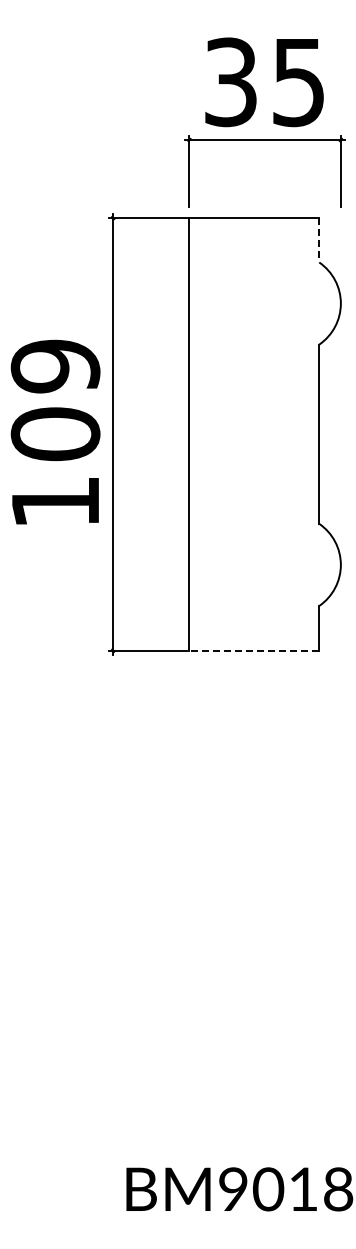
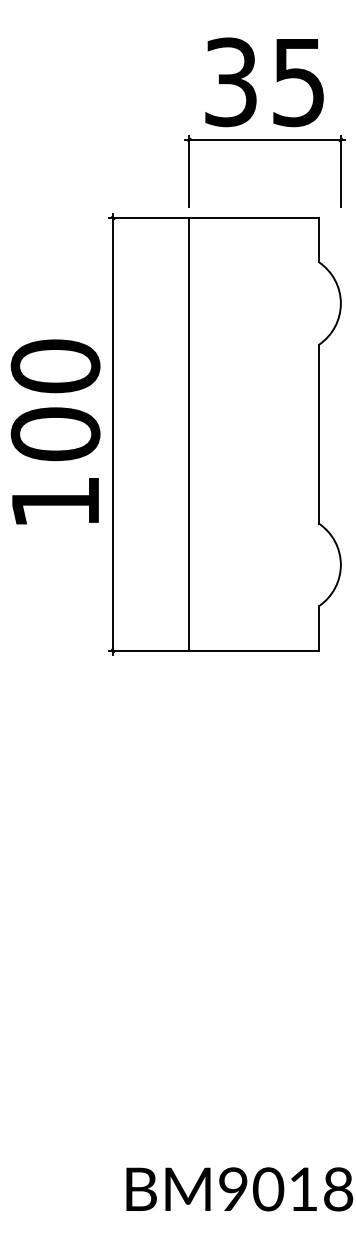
line: dashed -> solid (319, 240)
text: 109 -> 100 (55, 366)
line: dashed -> solid (254, 650)
